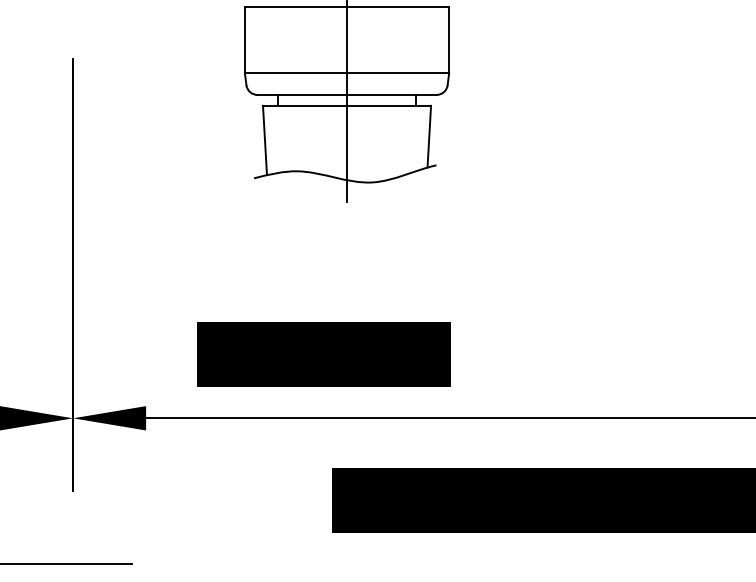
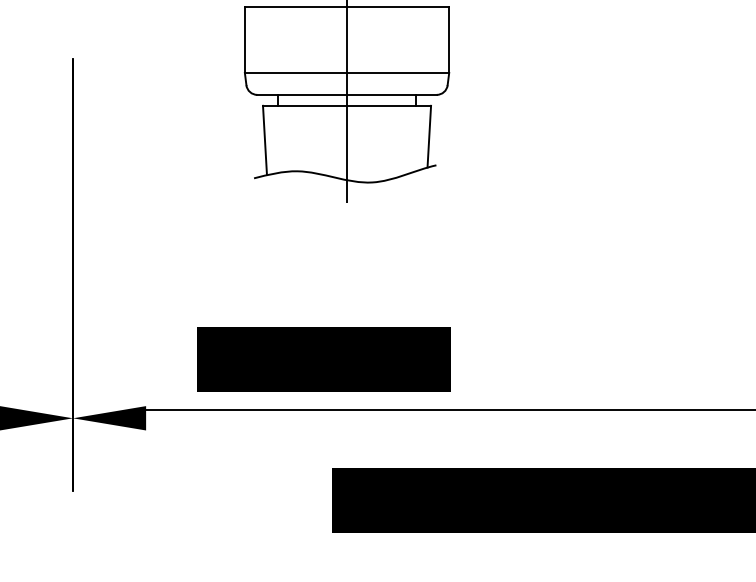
text position: (323, 354) -> (323, 359) (323, 359)
line position: (449, 418) -> (449, 410) (449, 410)
line: present -> none (67, 564)
